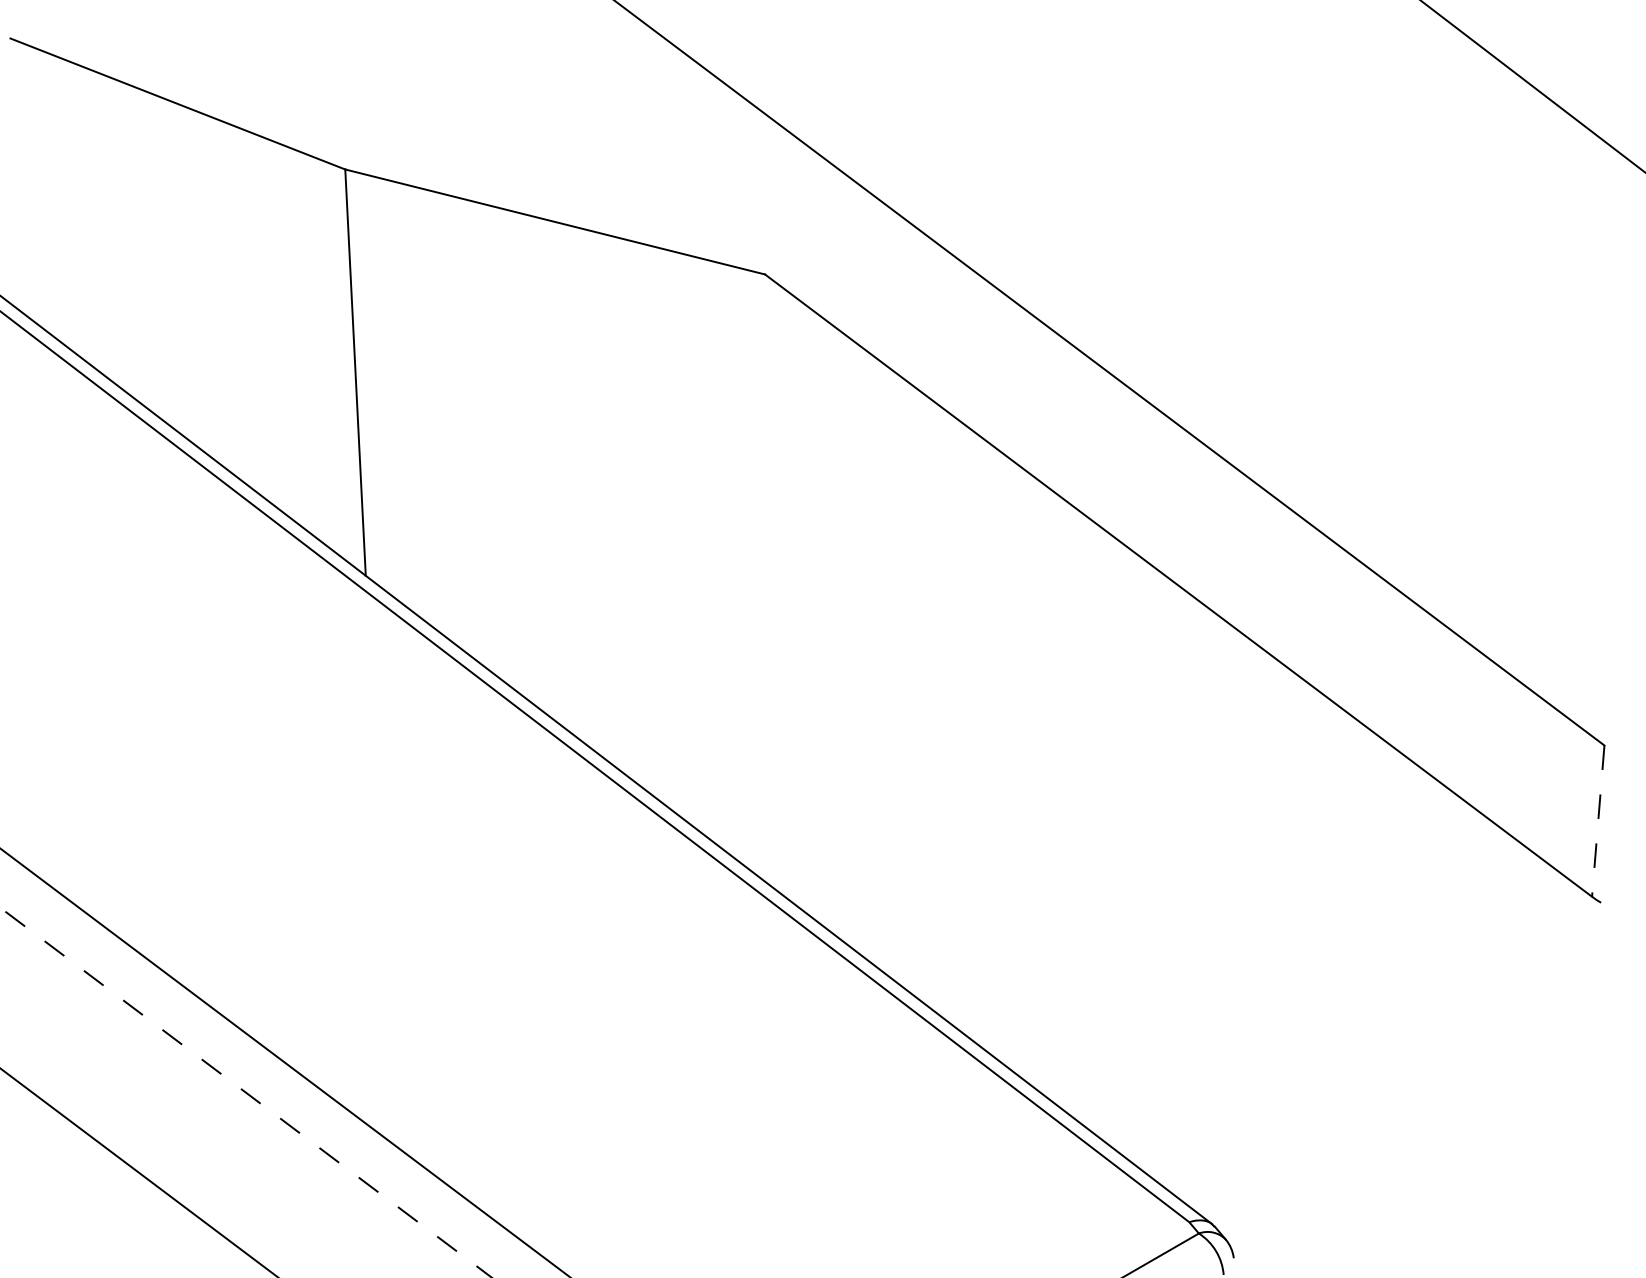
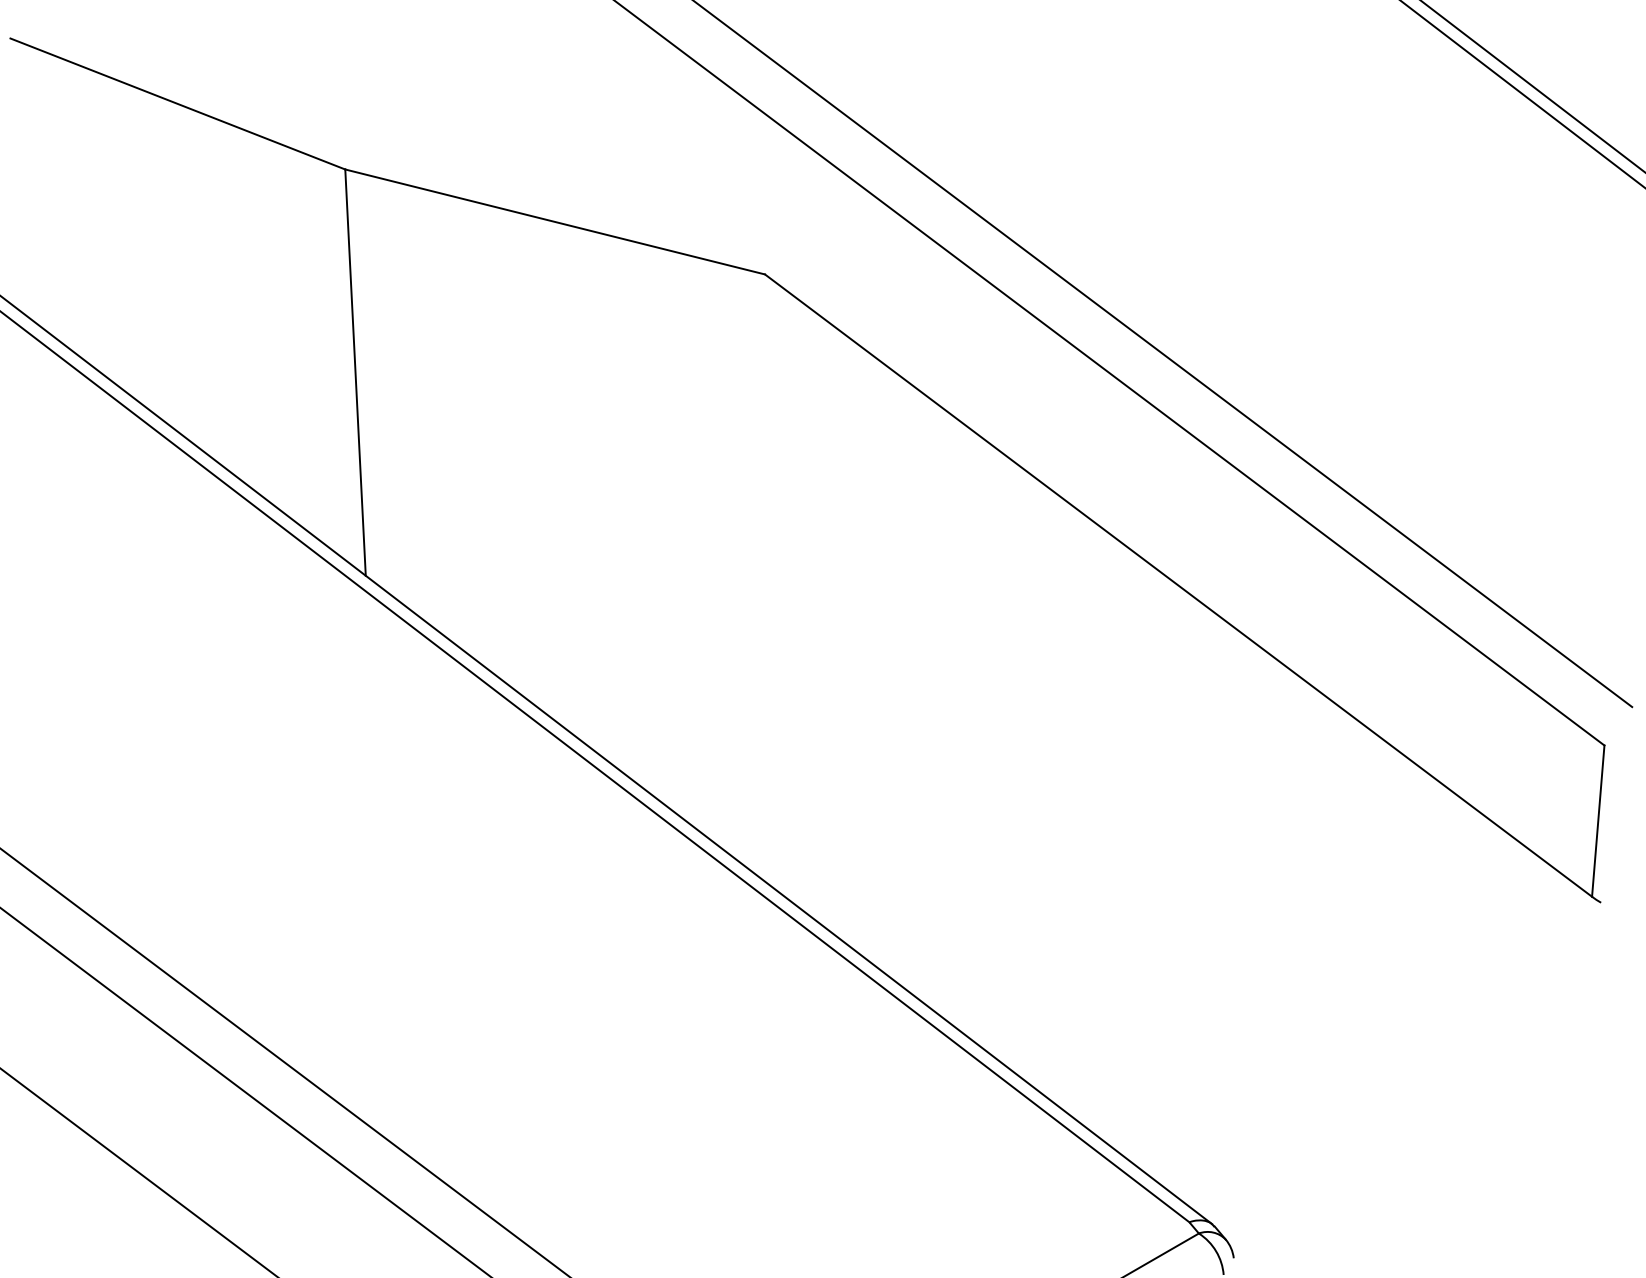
line: none -> present (1522, 94)
line: none -> present (1163, 354)
line: dashed -> solid (1598, 821)
line: dashed -> solid (245, 1092)
